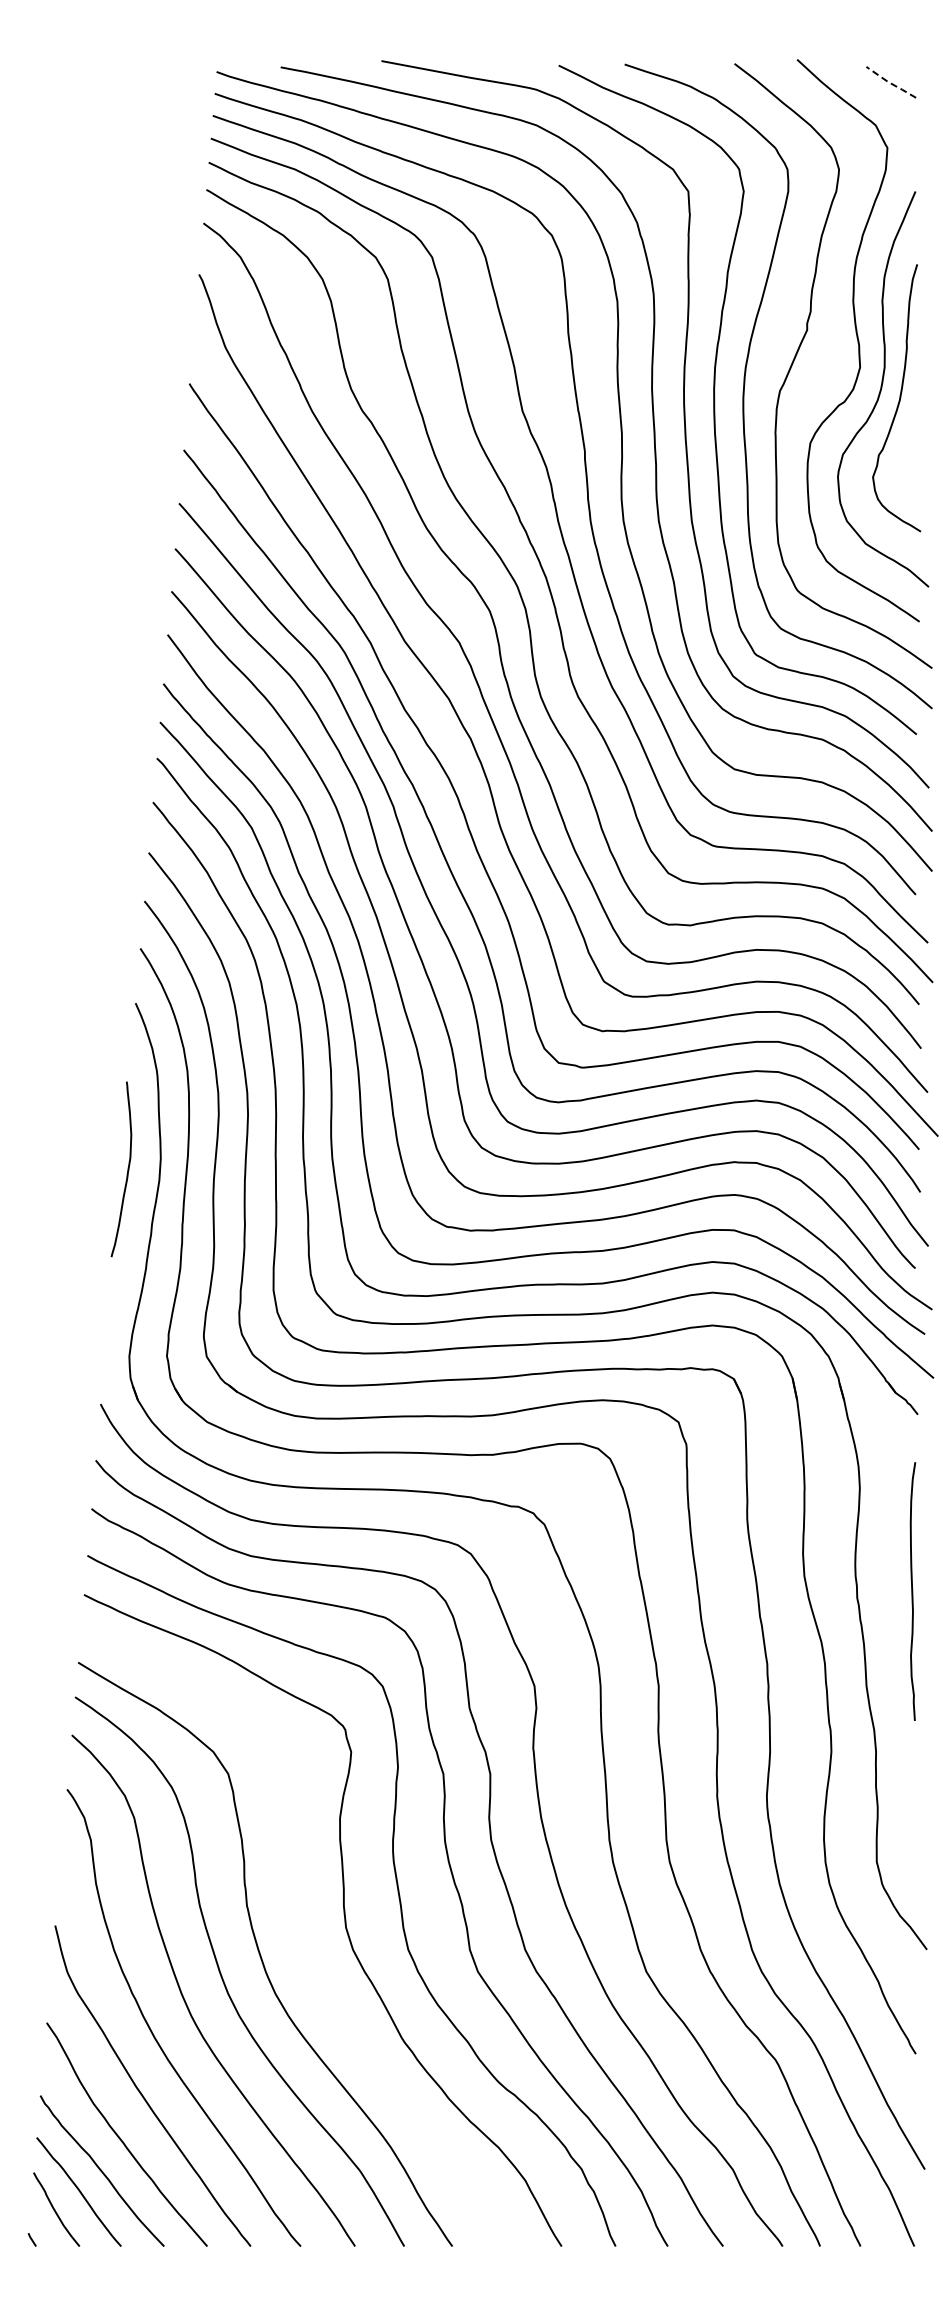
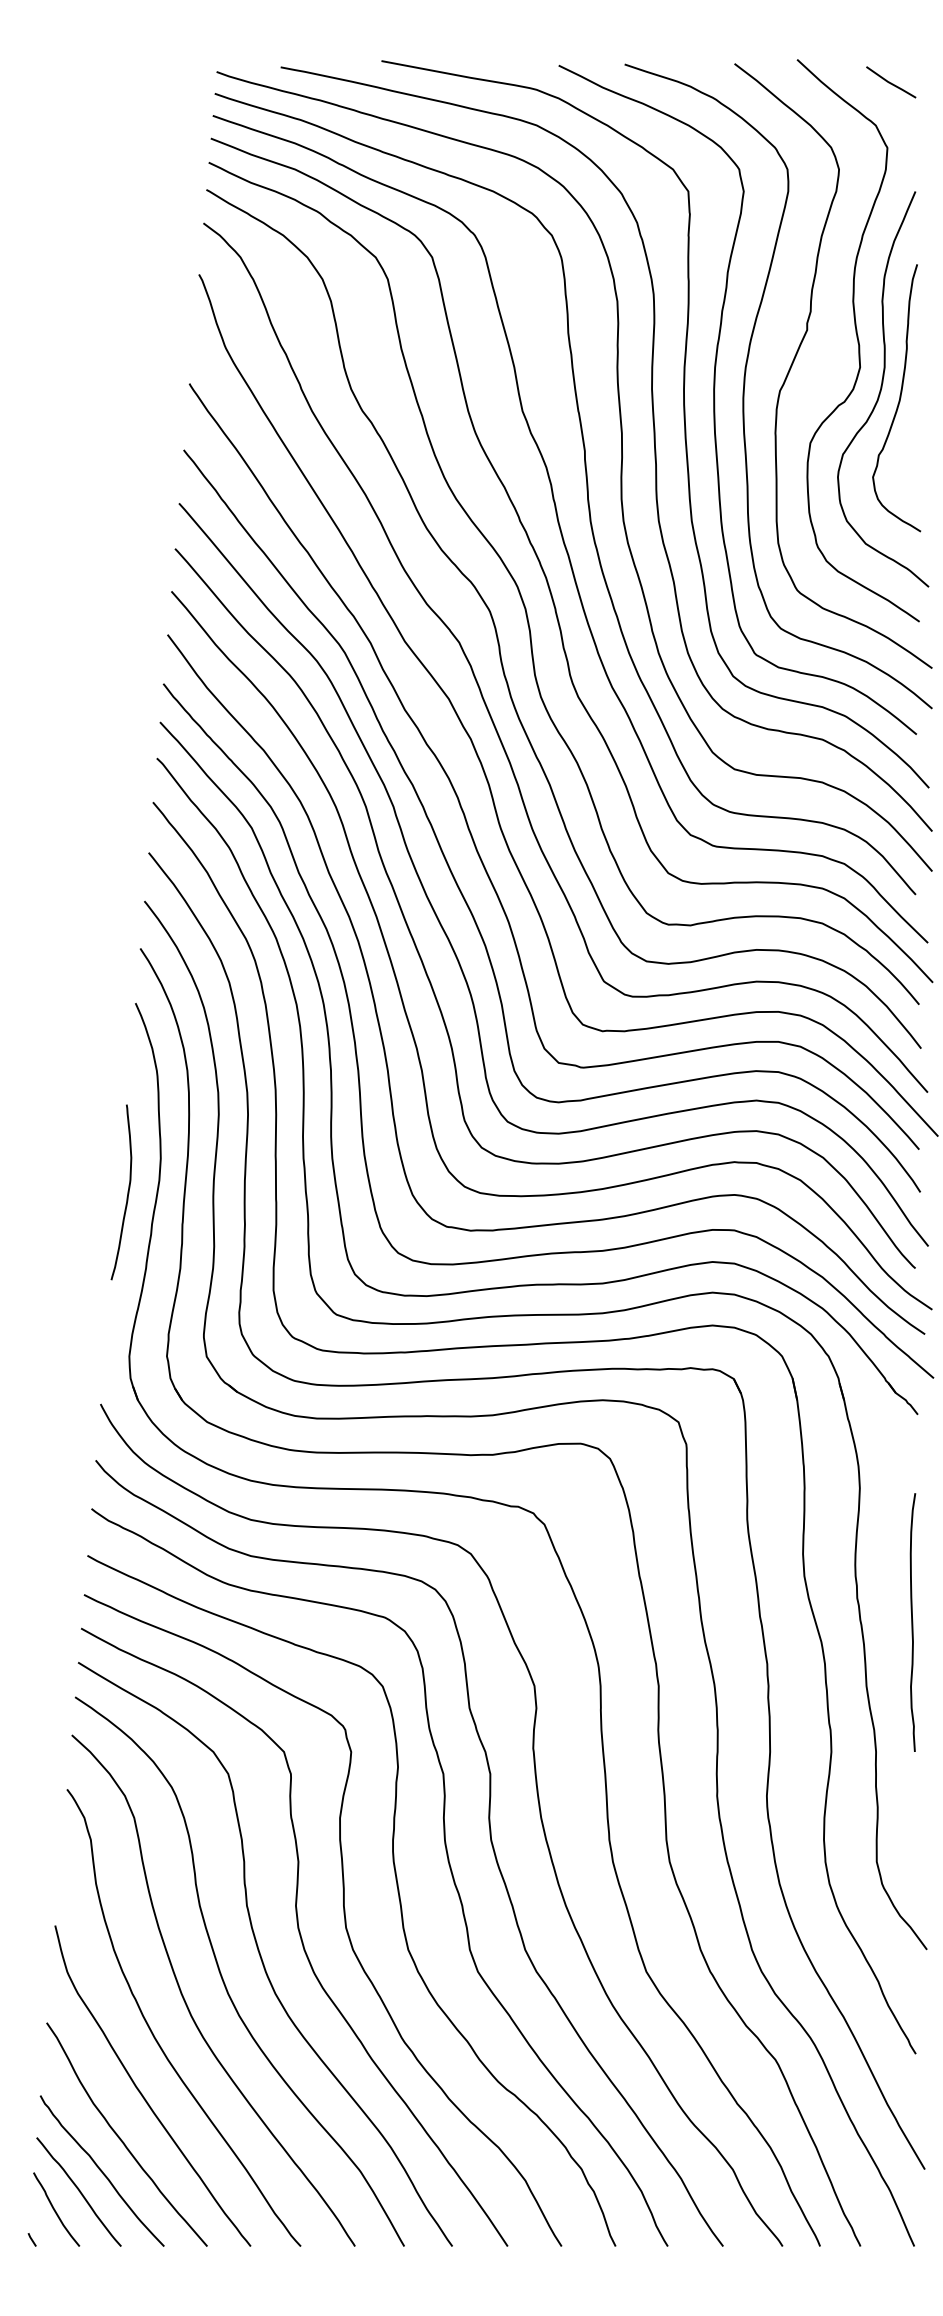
line: dashed -> solid (890, 83)
curve position: (127, 1169) -> (127, 1192) (127, 1192)
curve position: (912, 1591) -> (912, 1622) (912, 1622)
curve: none -> present (299, 1936)
